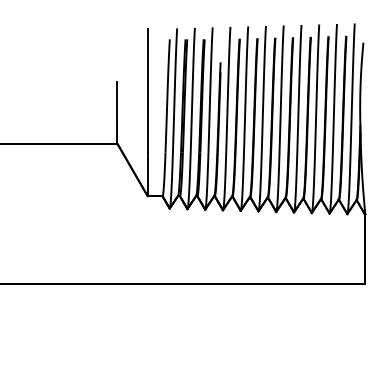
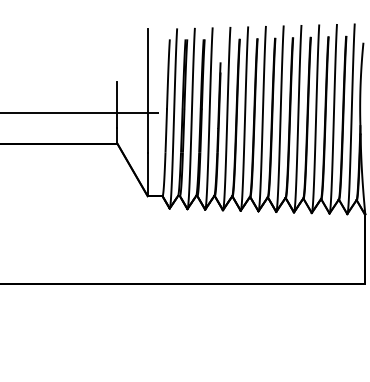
line: none -> present (80, 112)
